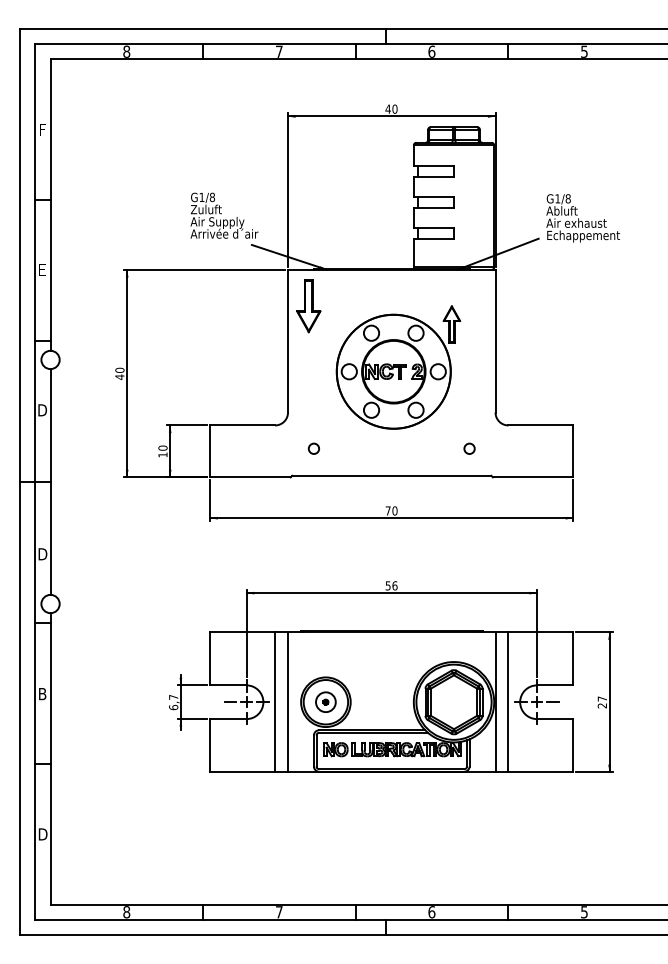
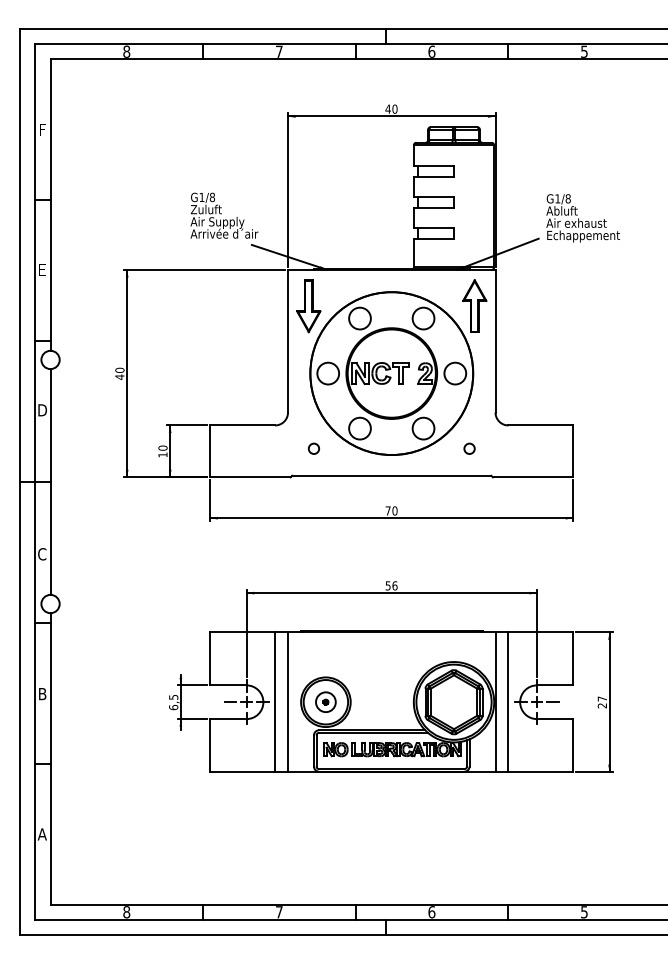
part size: 127x125 px -> 179x177 px (398, 367)
text: D -> C (42, 554)
text: 6,7 -> 6,5 (173, 697)
text: D -> A (42, 834)
